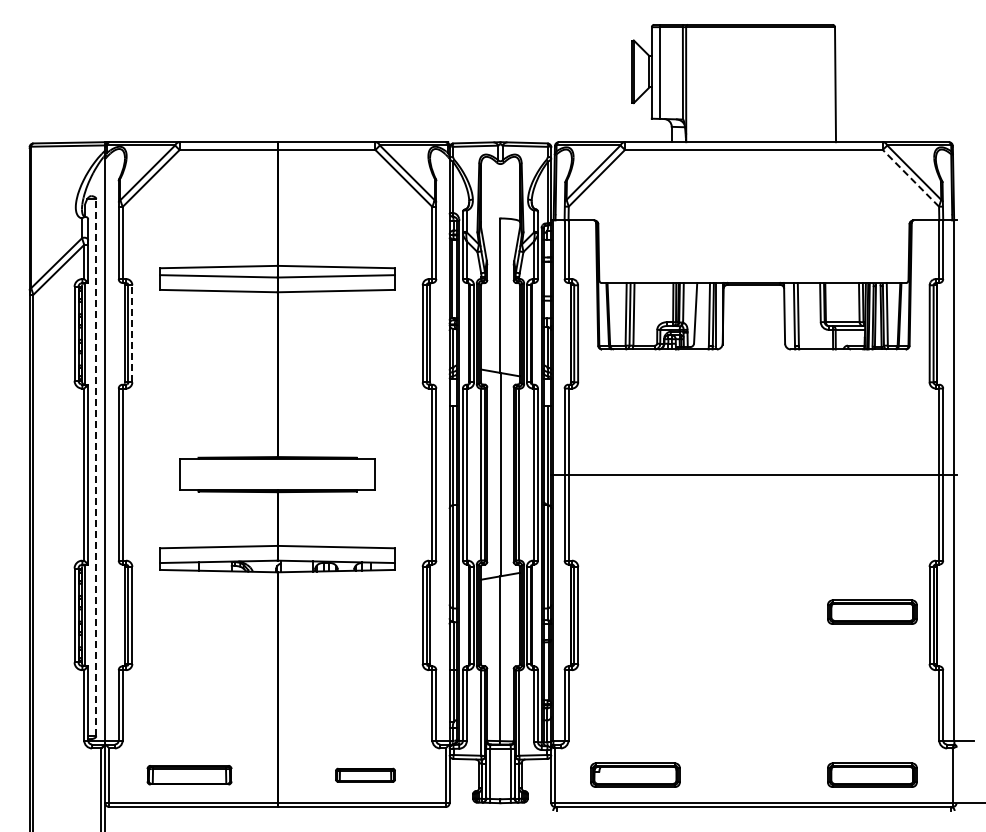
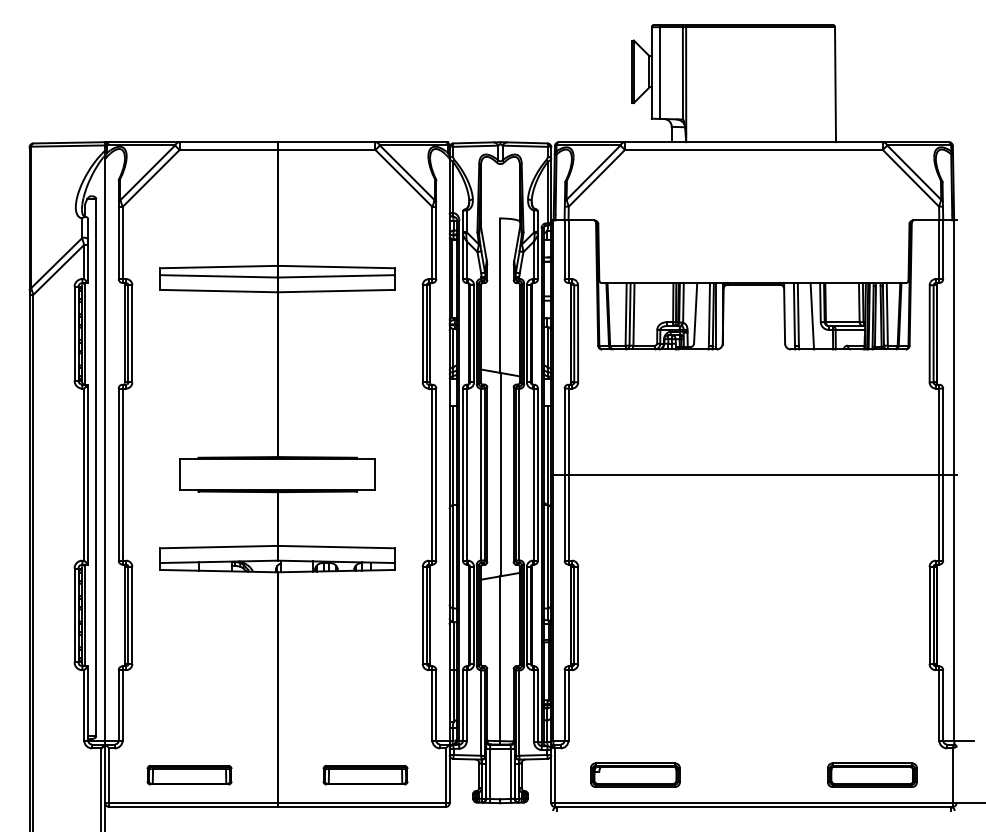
line: dashed -> solid (910, 178)
line: none -> present (812, 315)
line: dashed -> solid (132, 333)
line: dashed -> solid (96, 467)
part: present -> none (872, 611)
part size: 61x16 px -> 87x21 px (365, 775)
